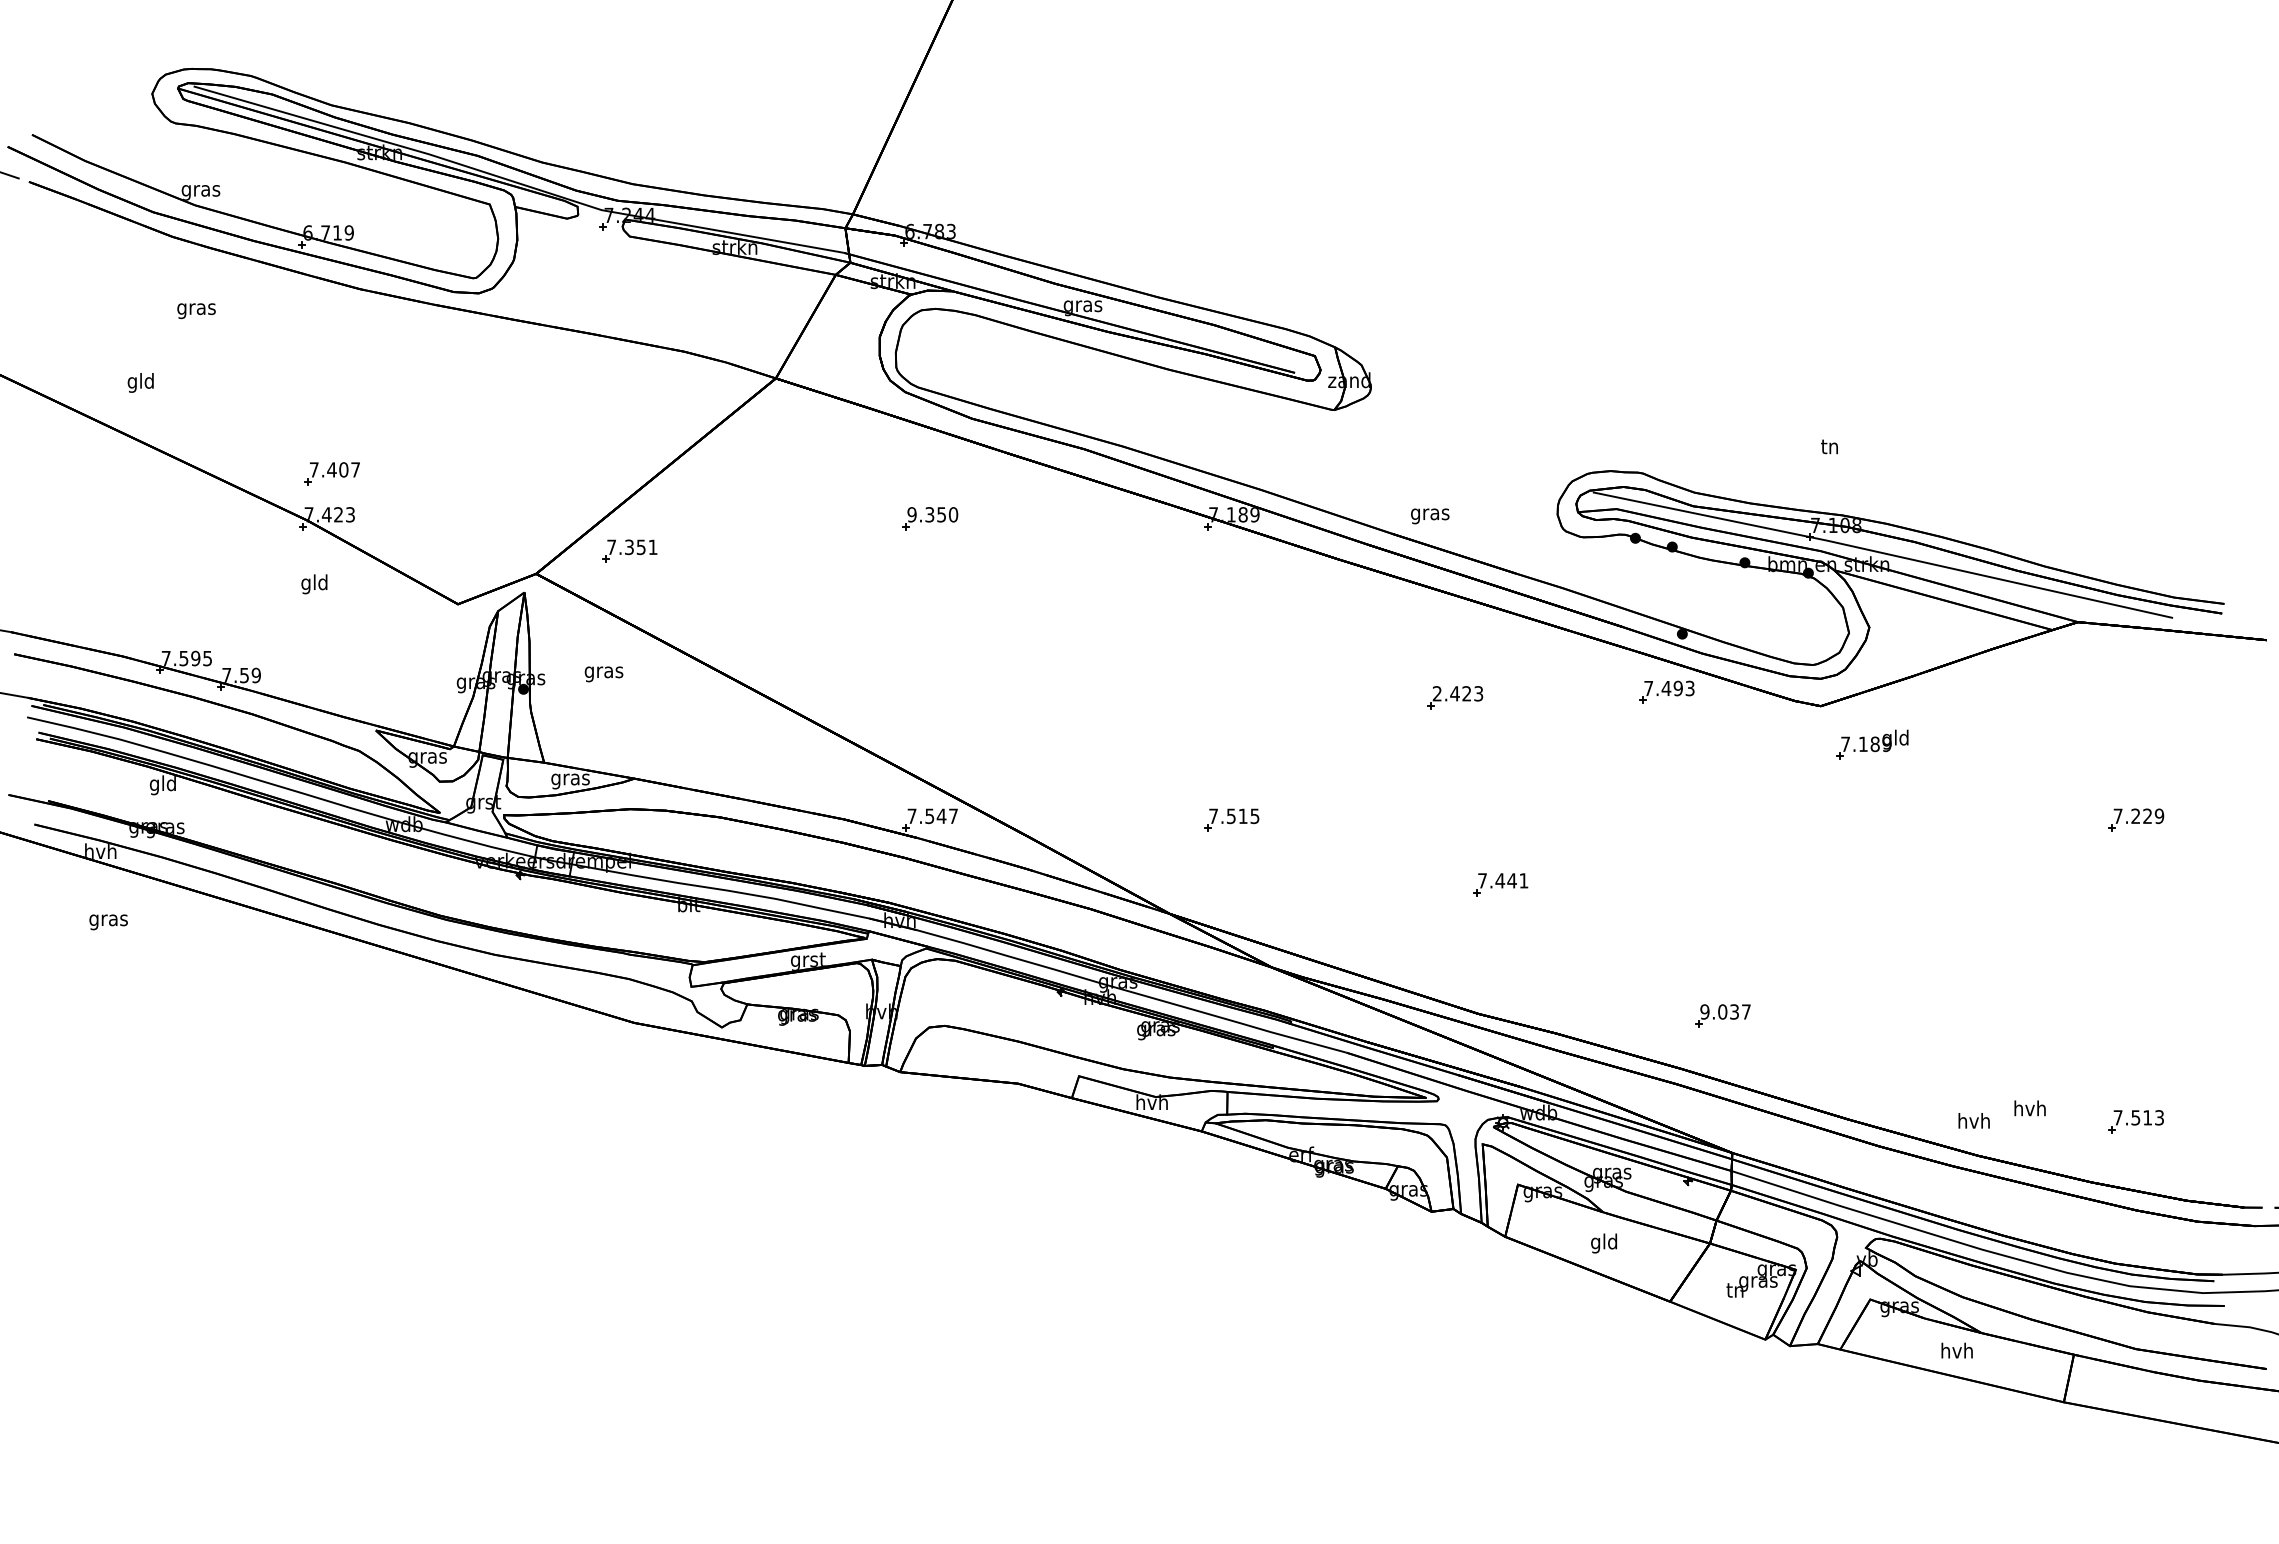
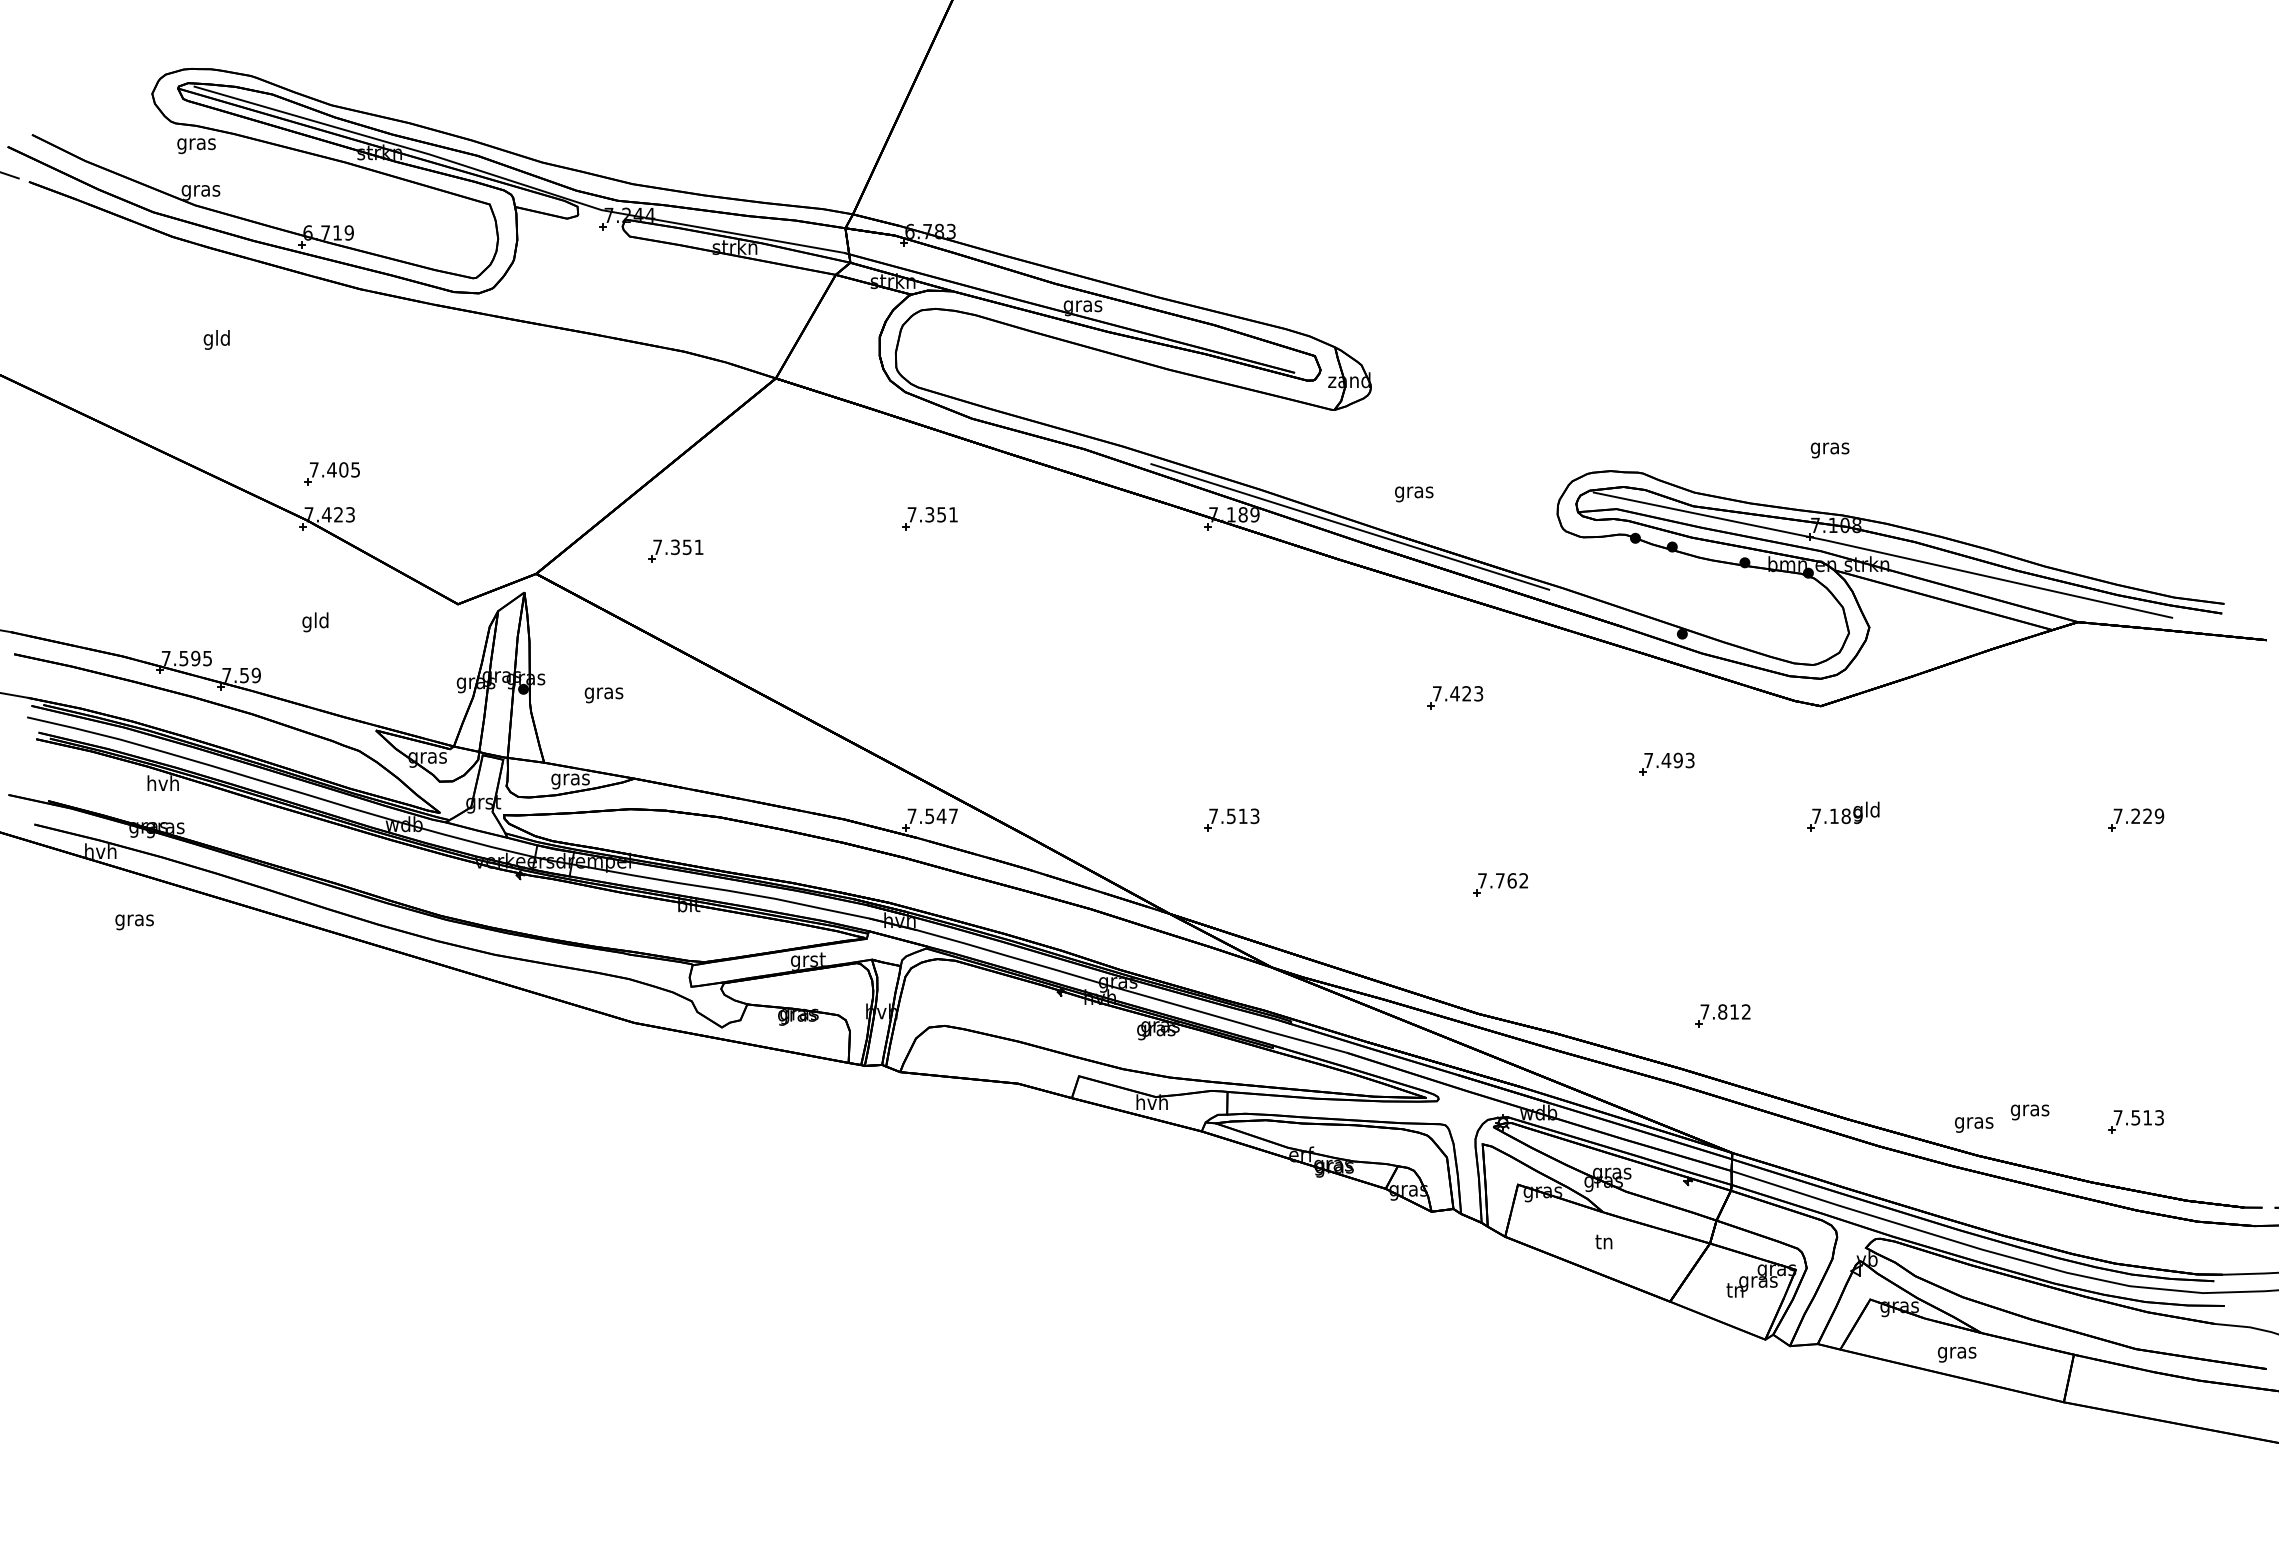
text position: (196, 311) -> (196, 146) (196, 146)
text position: (140, 382) -> (216, 339) (216, 339)
text: tn -> gras (1829, 448)
text: 7.407 -> 7.405 (355, 469)
text: 9.350 -> 7.351 (932, 514)
text position: (1430, 516) -> (1414, 494) (1414, 494)
line: none -> present (1350, 526)
part position: (629, 550) -> (675, 550) (675, 550)
text position: (314, 584) -> (315, 622) (315, 622)
text position: (603, 674) -> (603, 695) (603, 695)
part position: (1666, 691) -> (1666, 763) (1666, 763)
text: 2.423 -> 7.423 (1436, 693)
part position: (1872, 744) -> (1843, 816) (1843, 816)
text: gld -> hvh (162, 785)
text: 7.515 -> 7.513 (1255, 815)
text: 7.441 -> 7.762 (1511, 880)
text position: (108, 922) -> (134, 922) (134, 922)
text: 9.037 -> 7.812 (1725, 1011)
text: hvh -> gras (2029, 1110)
text: hvh -> gras (1974, 1122)
text: gld -> tn (1604, 1243)
text: hvh -> gras (1957, 1352)
